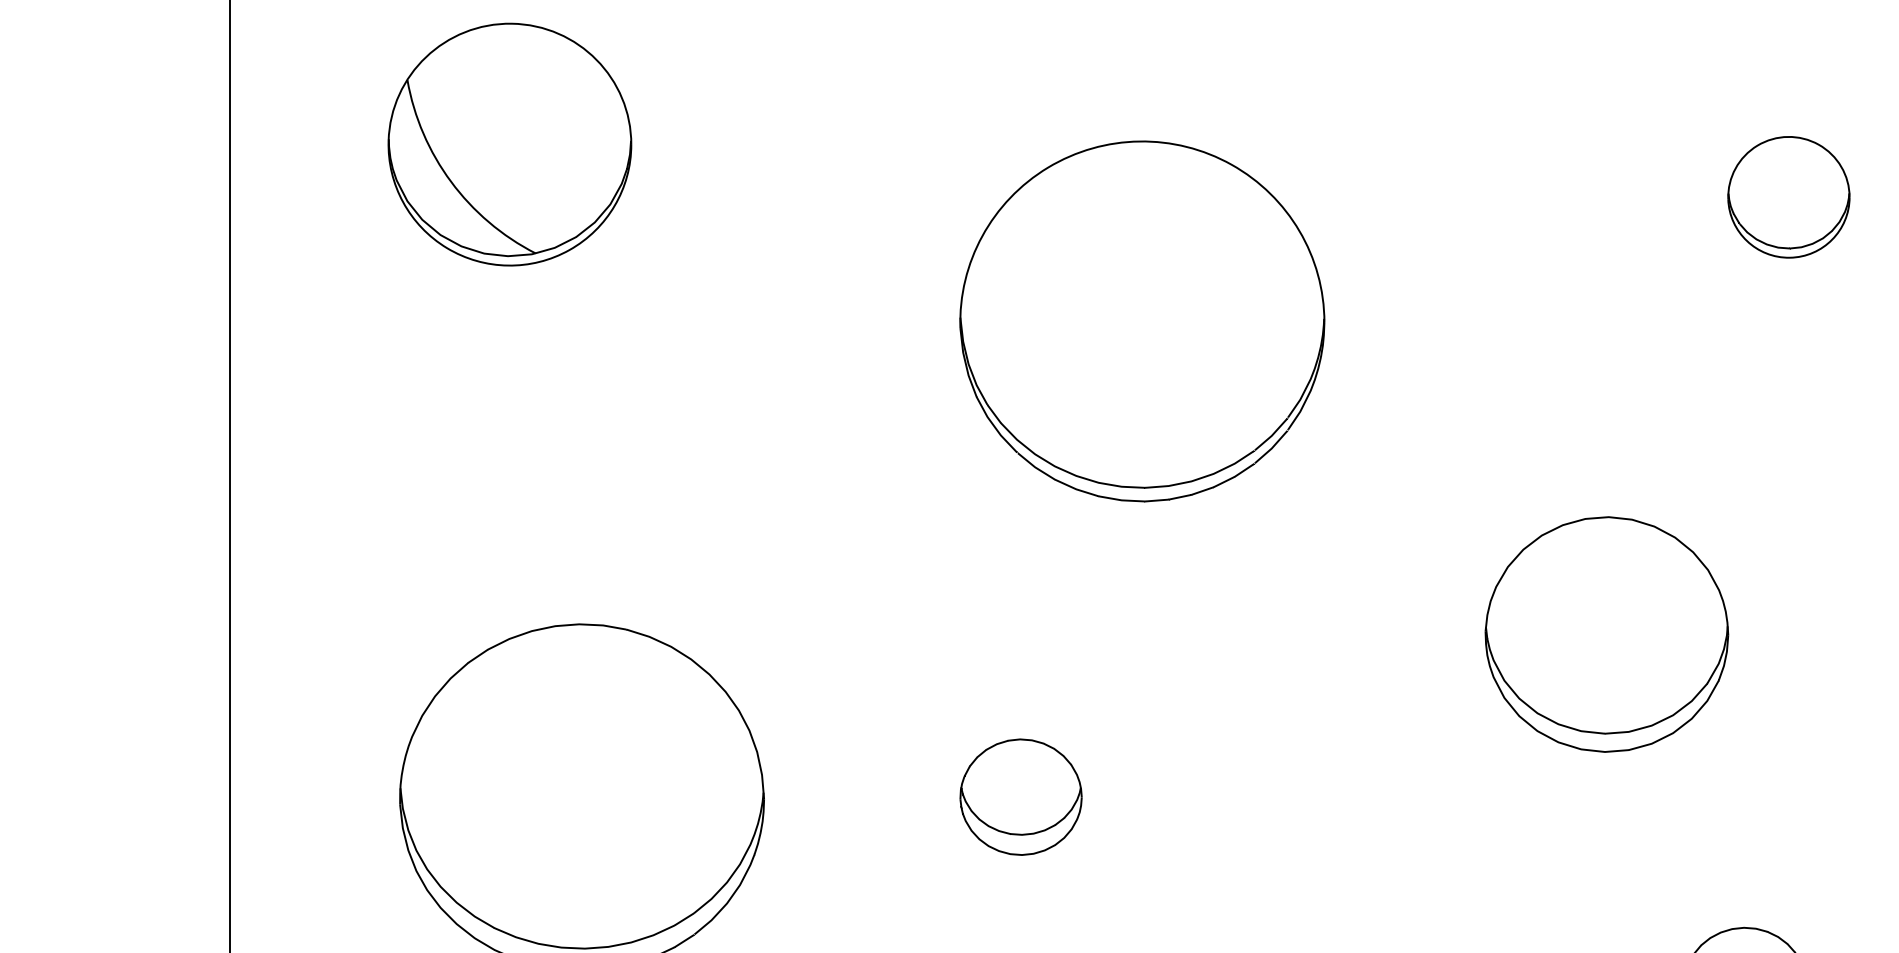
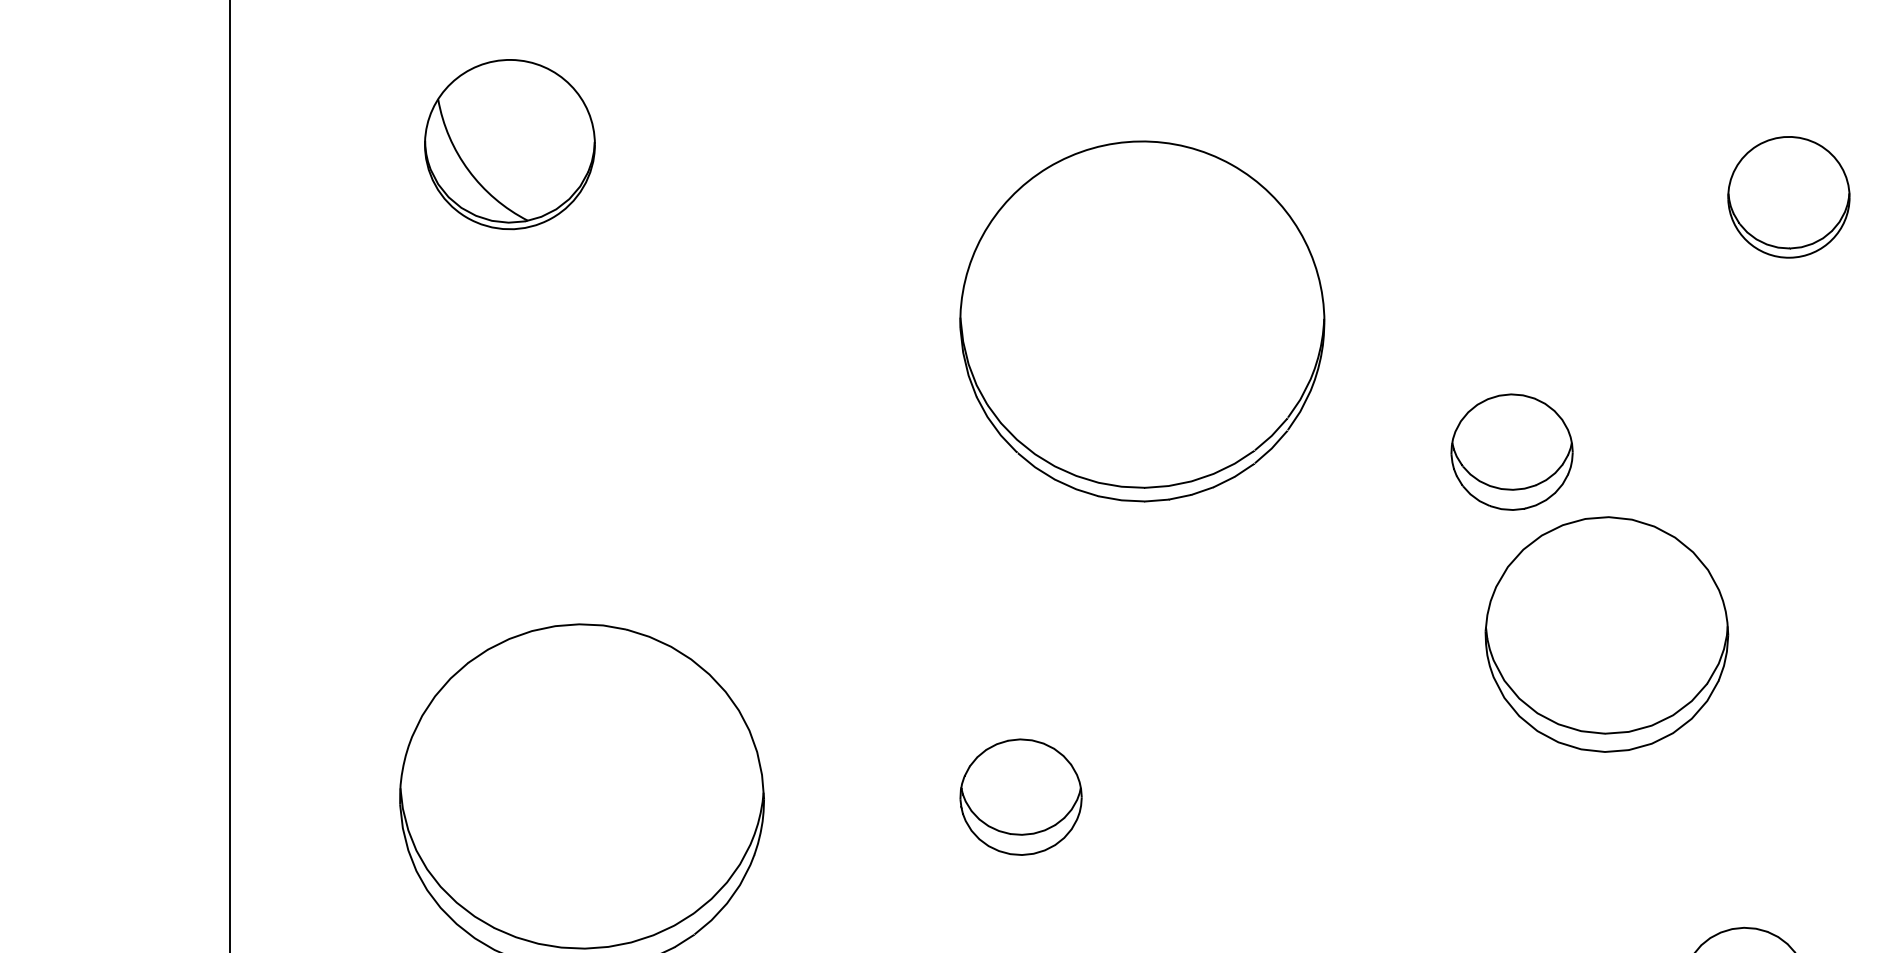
part size: 246x245 px -> 172x172 px (509, 144)
part: none -> present (1511, 451)
